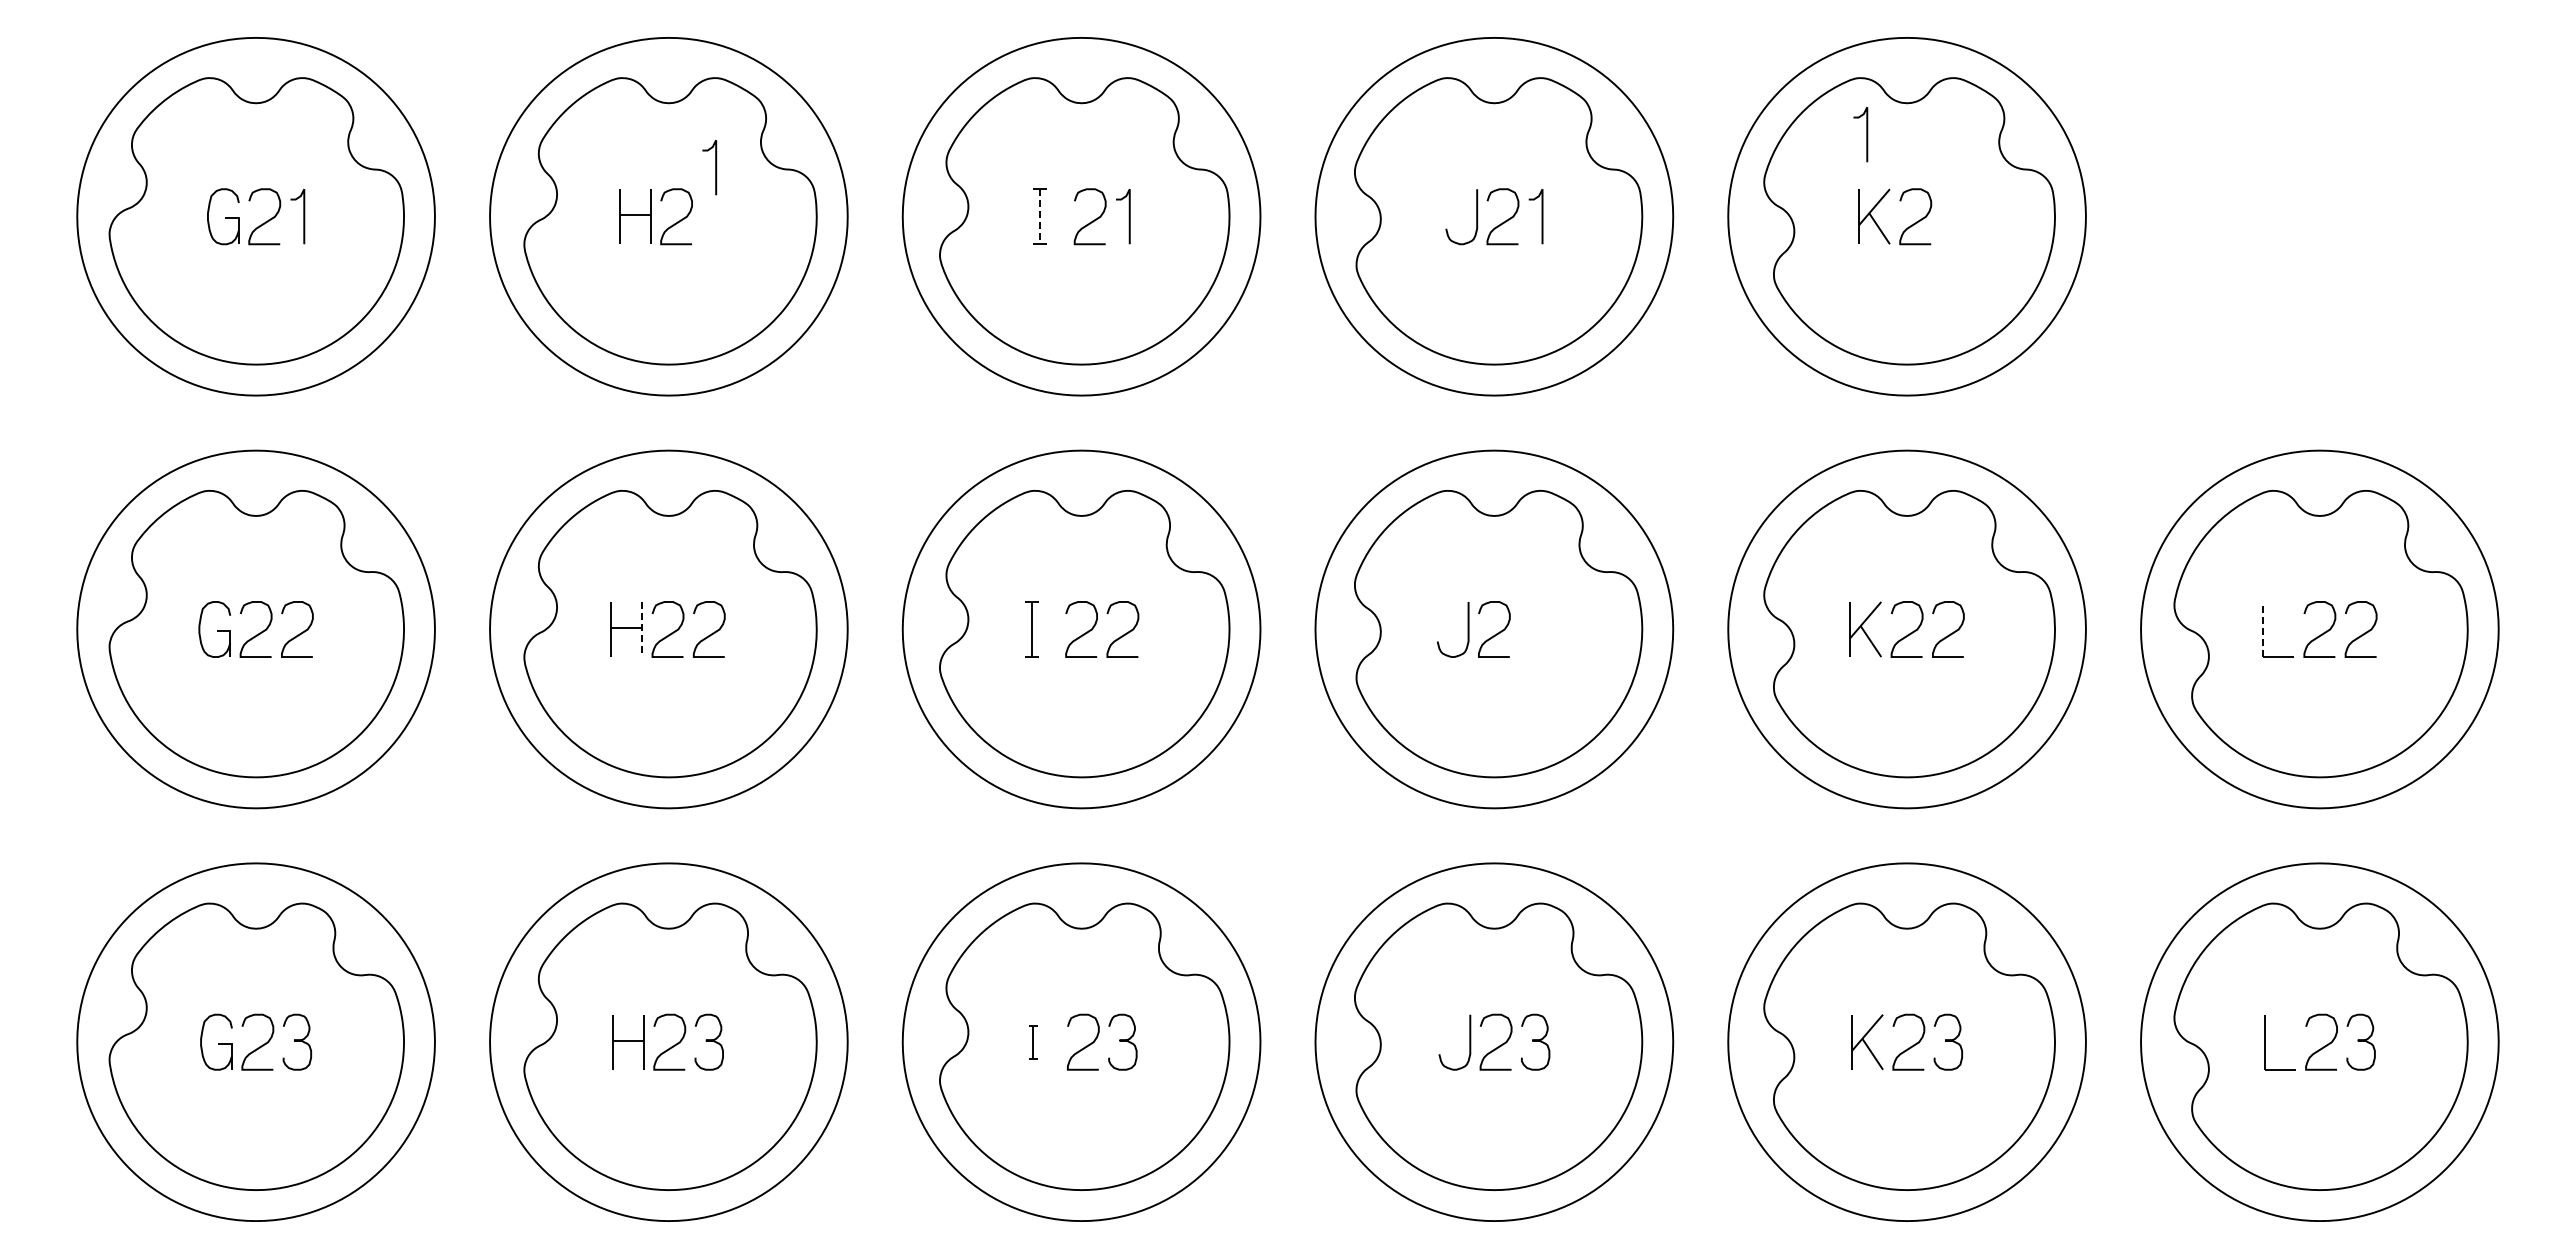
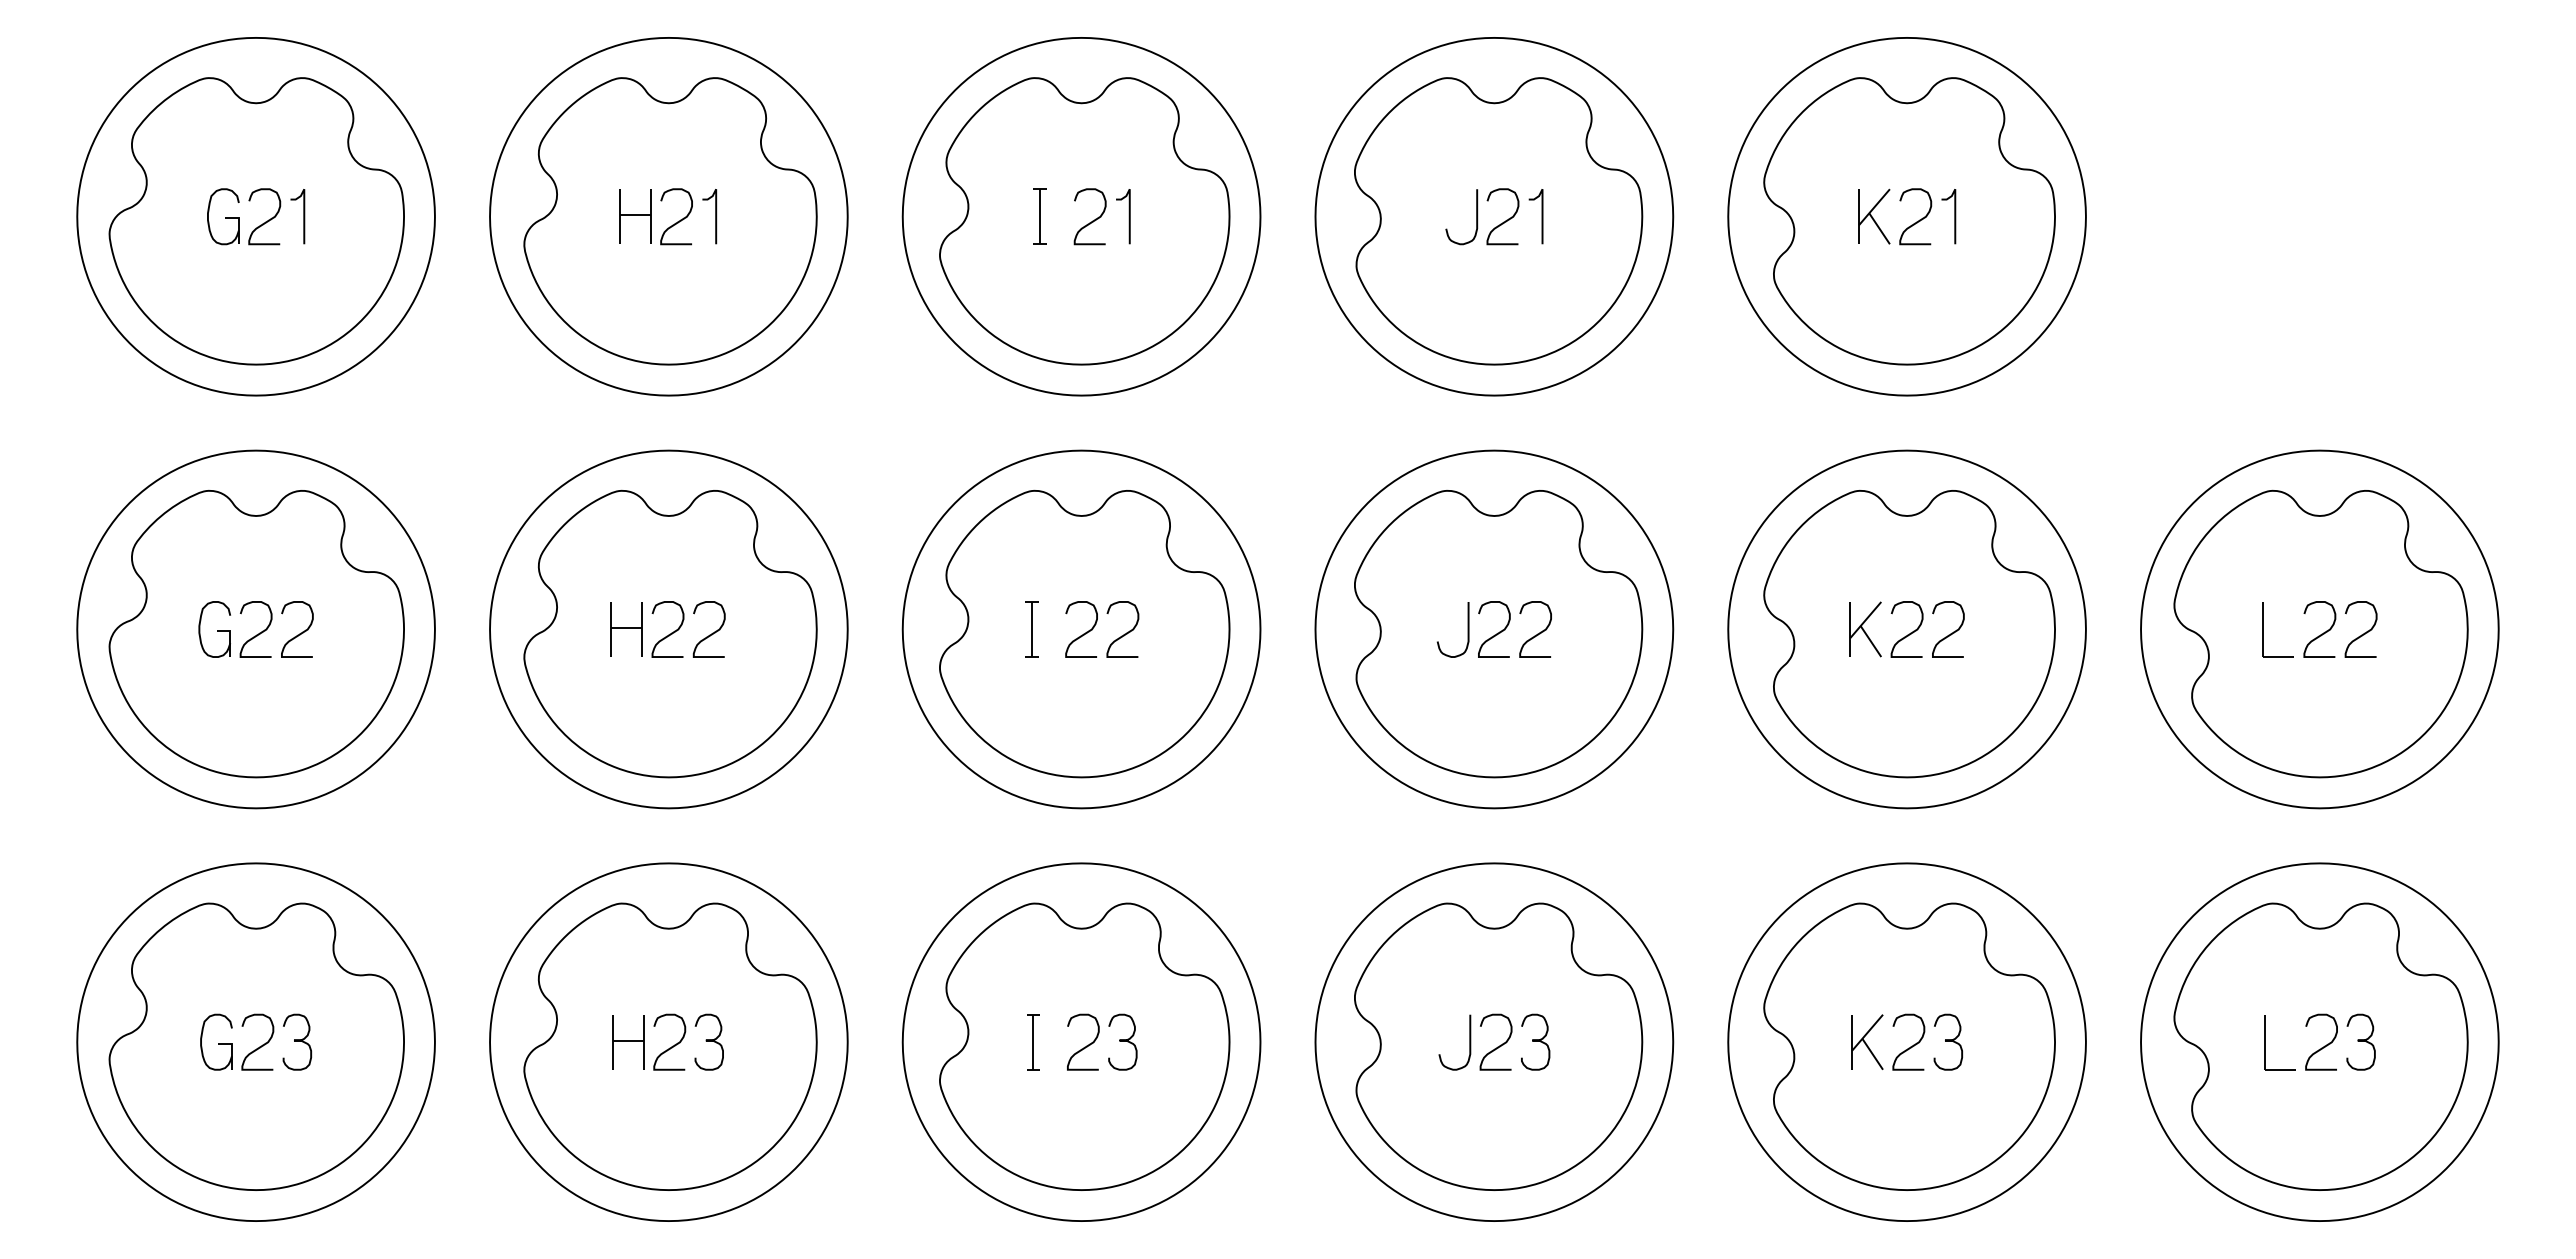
curve position: (1866, 134) -> (1954, 216) (1954, 216)
curve position: (715, 167) -> (715, 216) (715, 216)
line: dashed -> solid (1040, 216)
line: dashed -> solid (642, 629)
line: dashed -> solid (2263, 629)
curve: none -> present (1537, 633)
part size: 9x35 px -> 13x57 px (1033, 1042)
